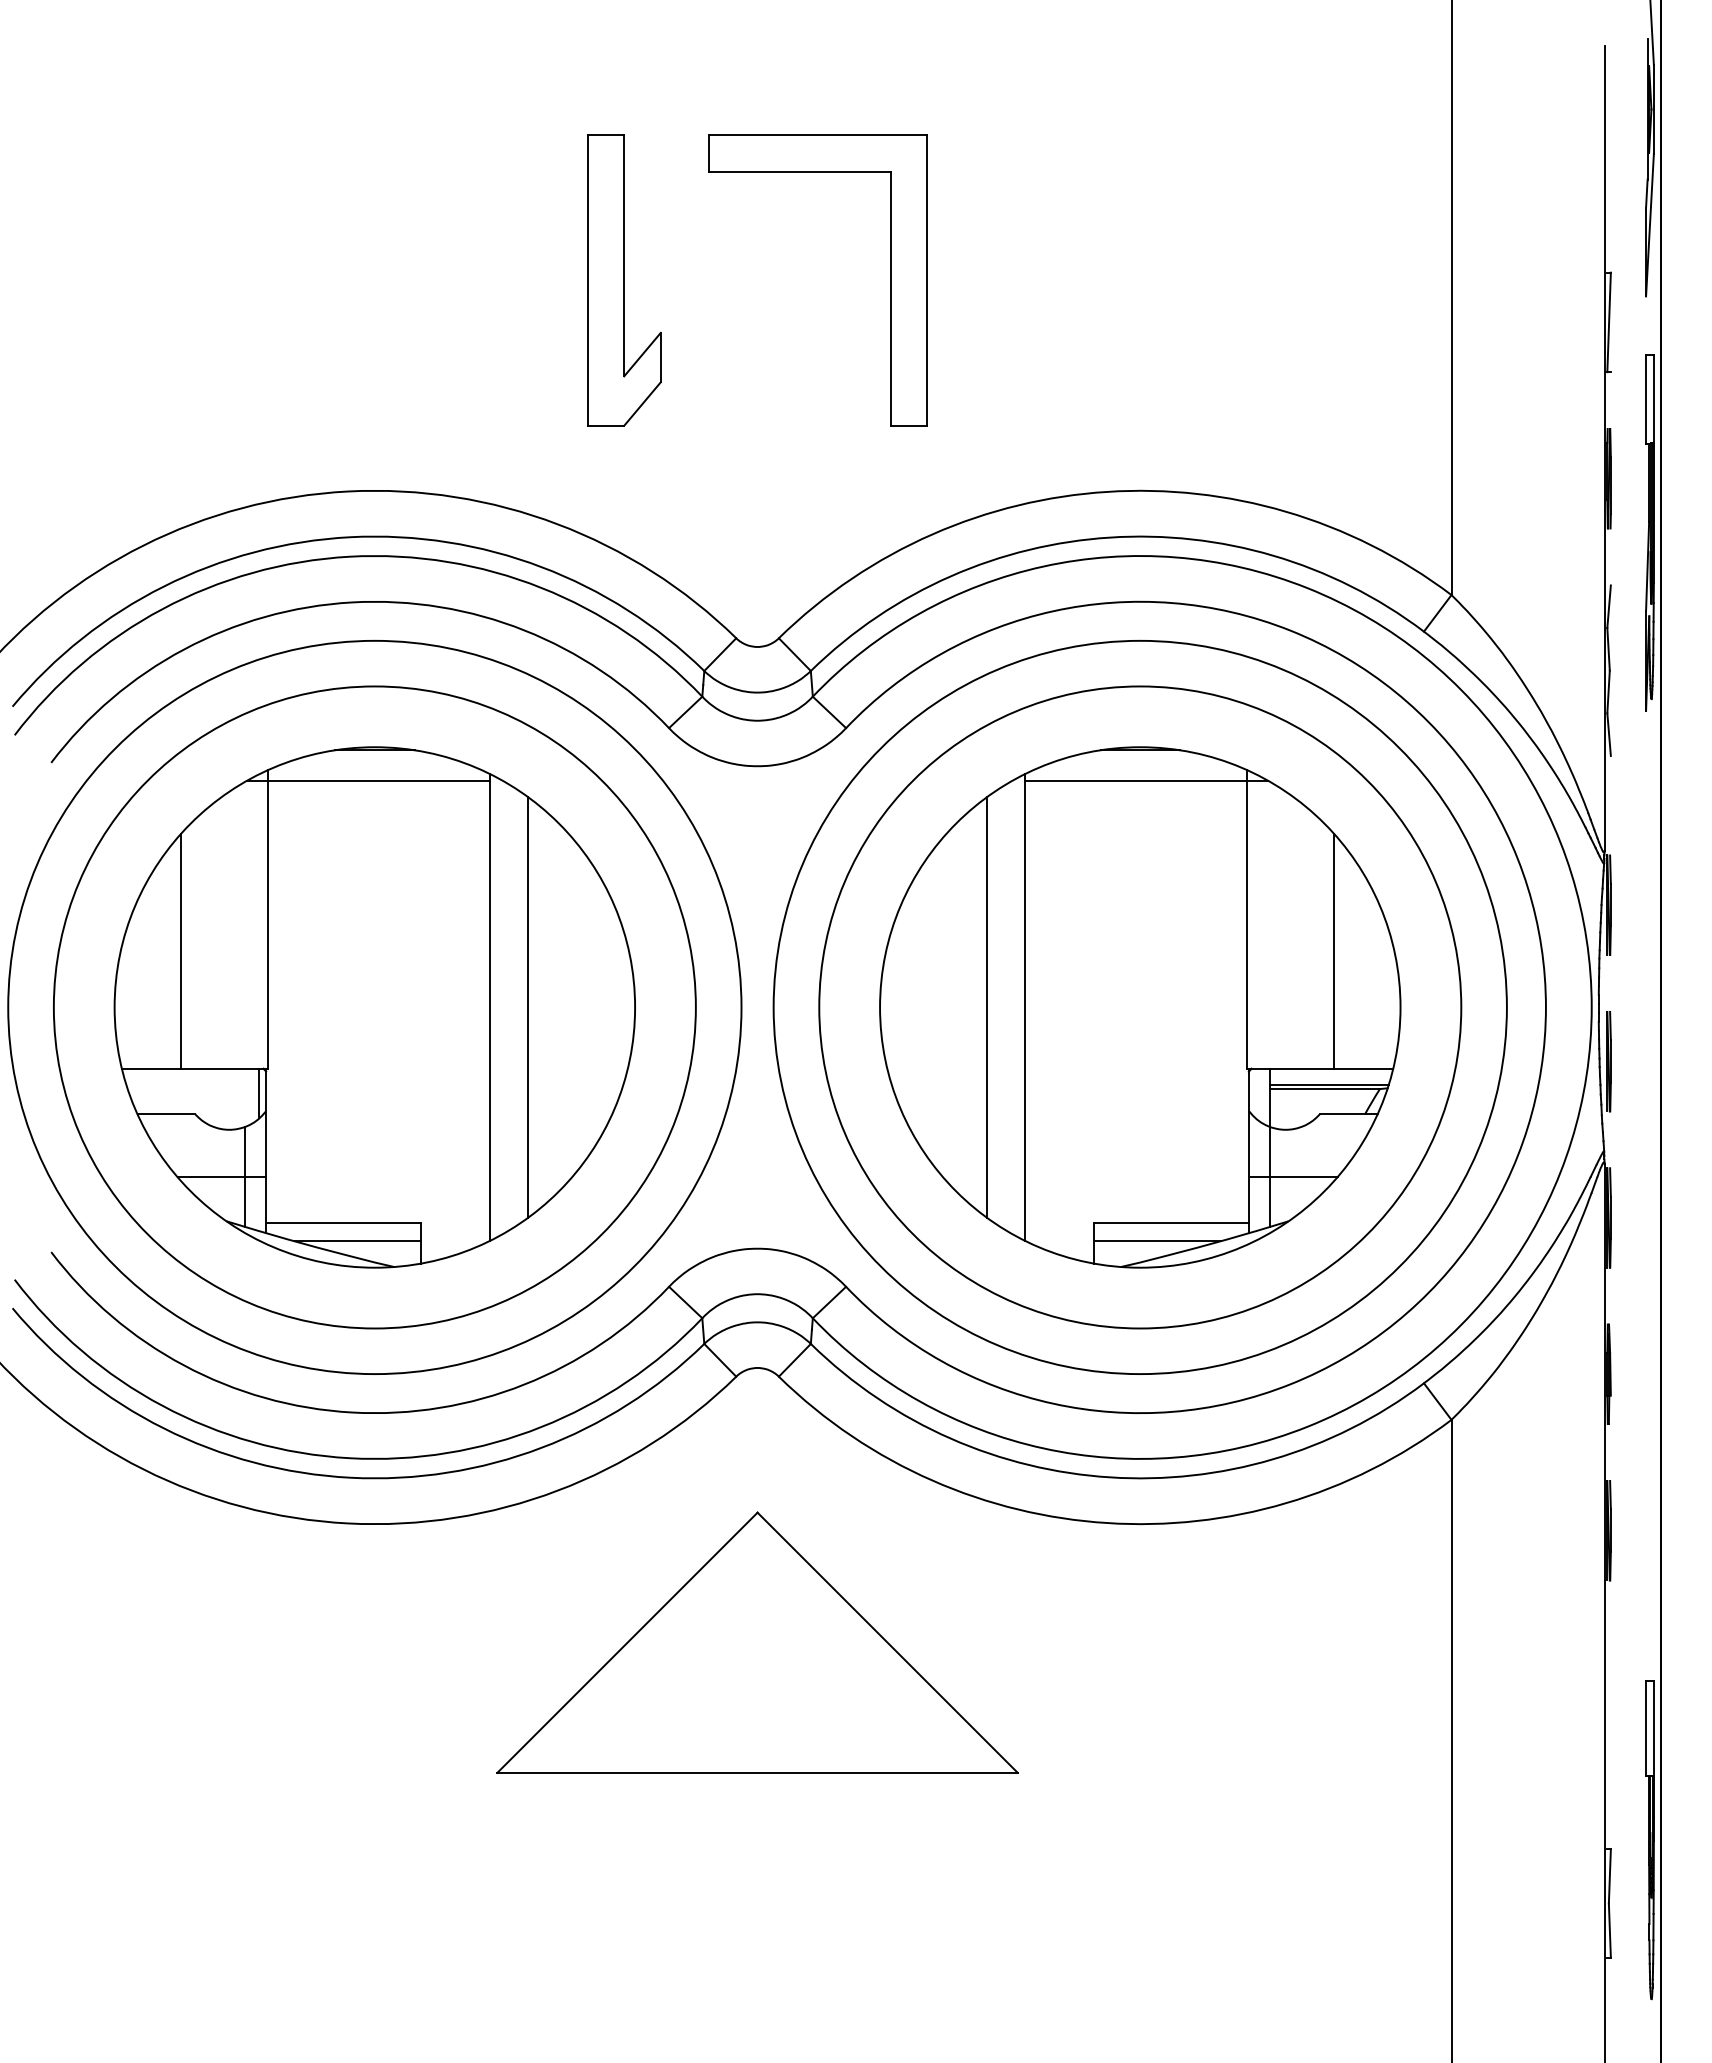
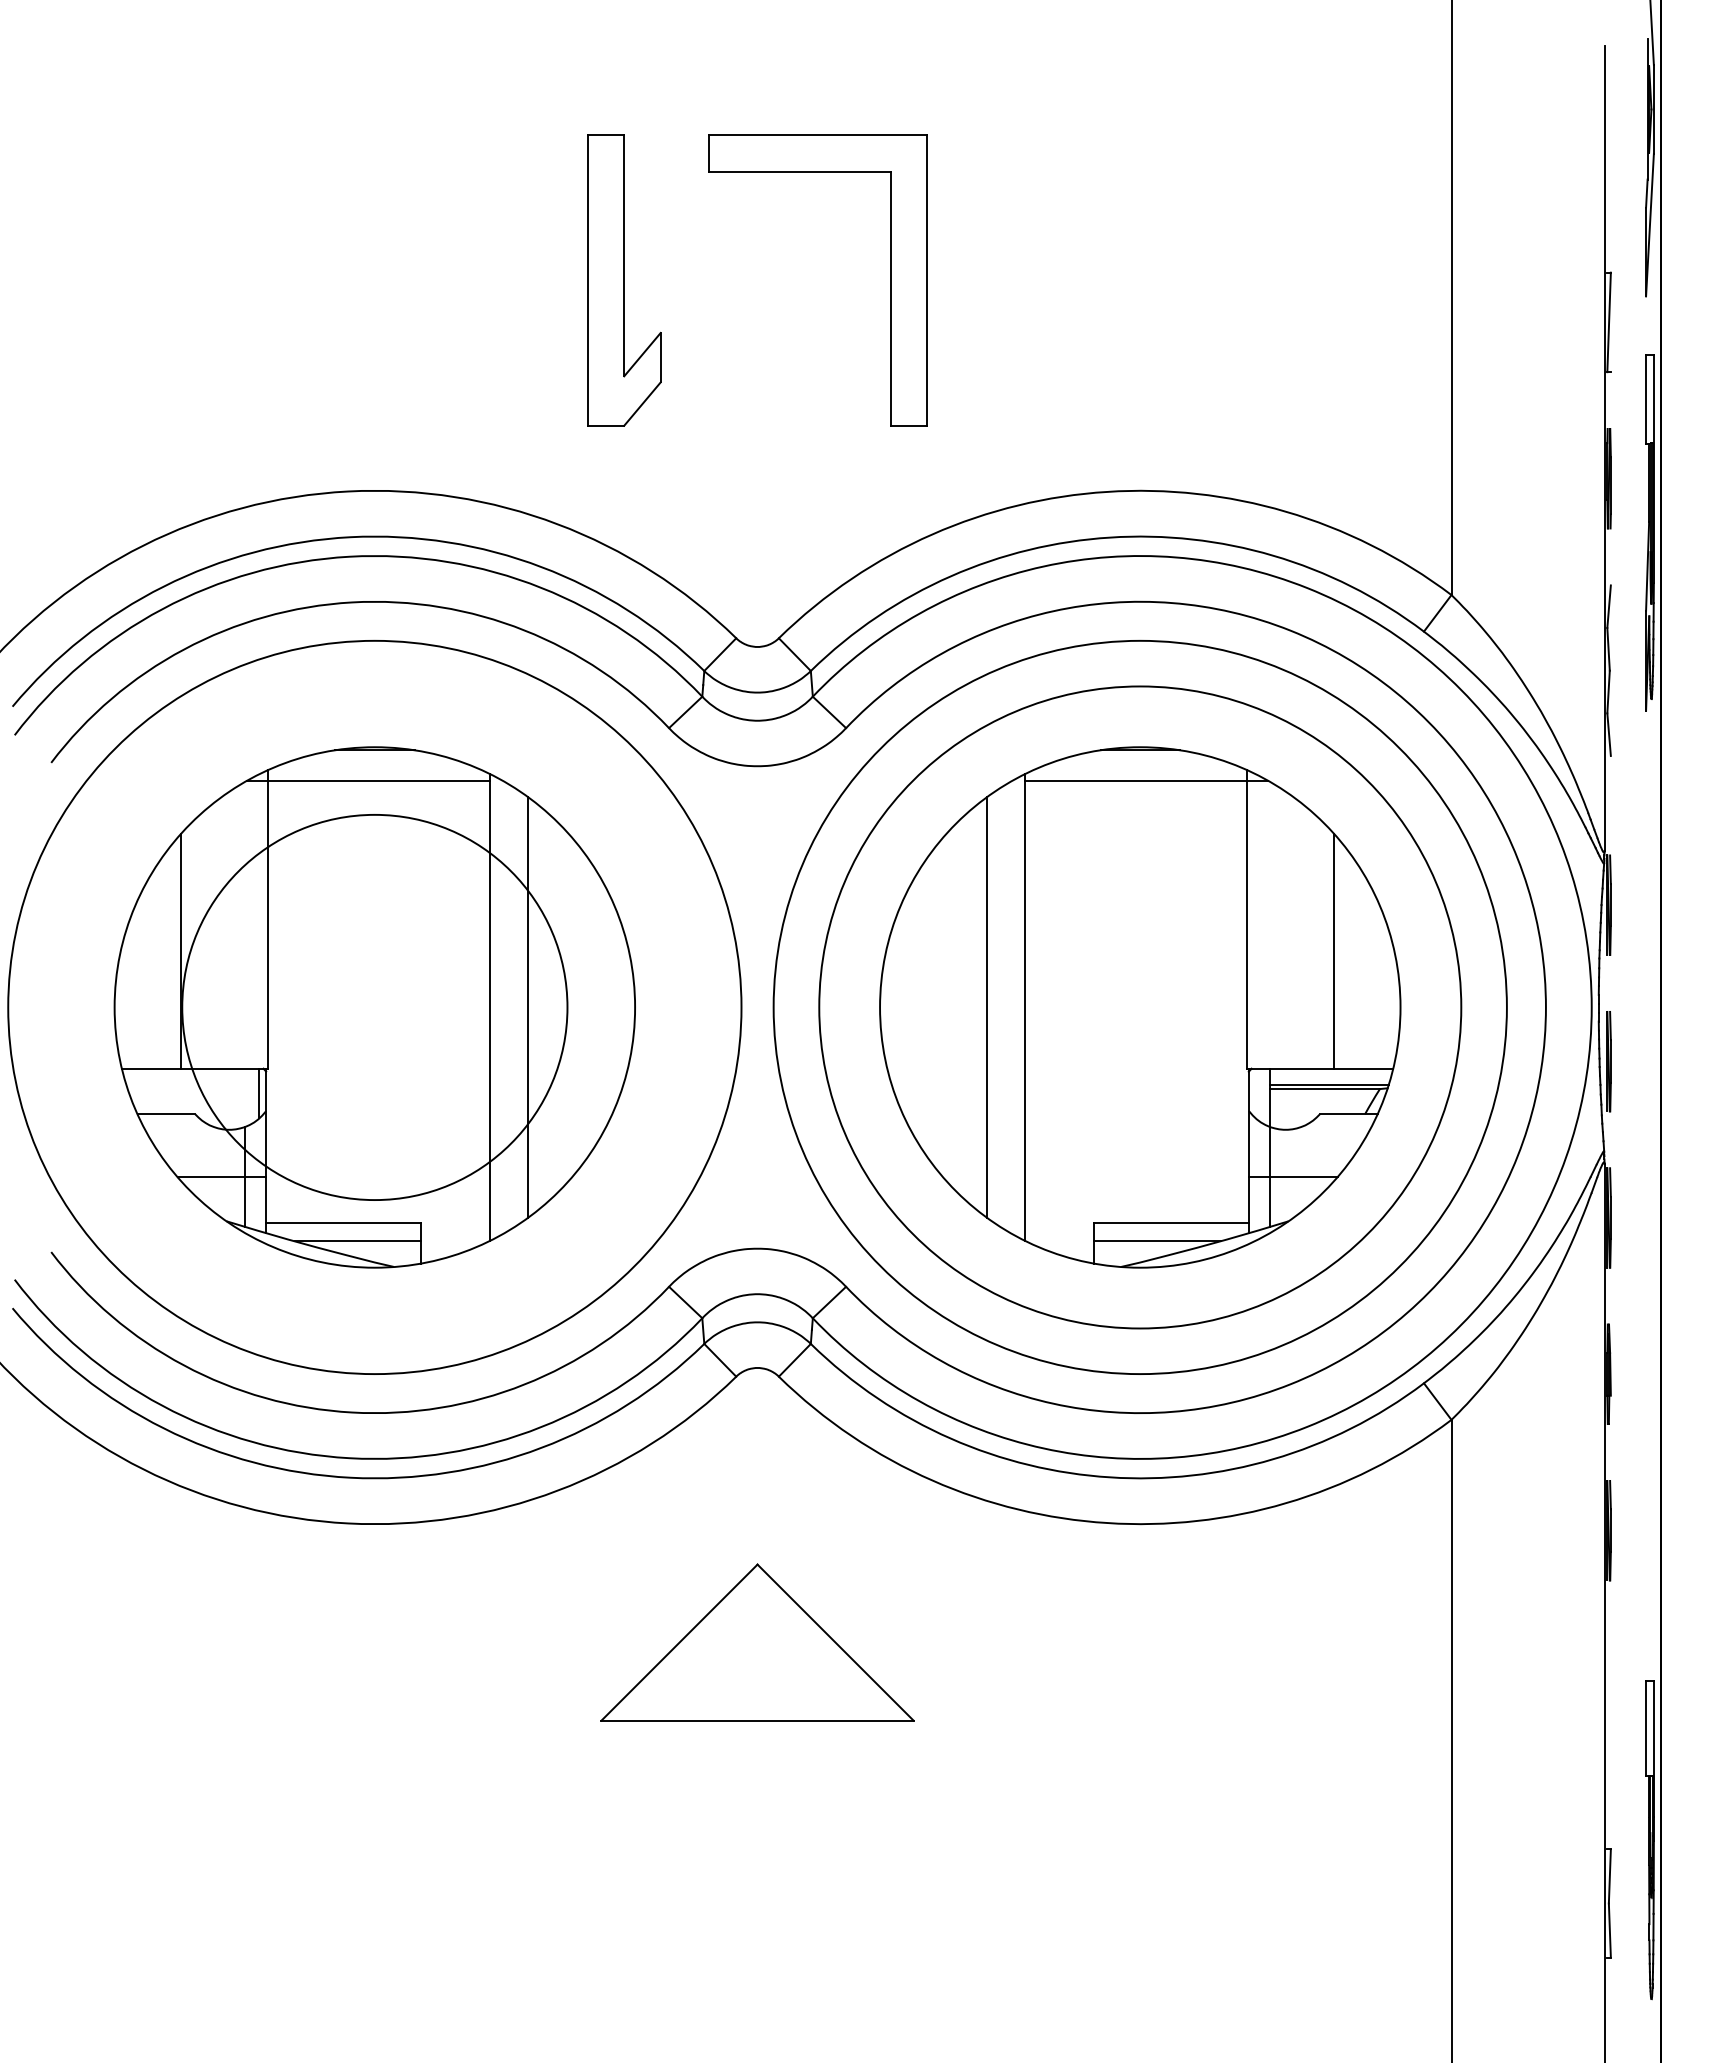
circle diameter: 642 px -> 385 px (374, 1007)
part size: 523x263 px -> 315x159 px (757, 1642)
